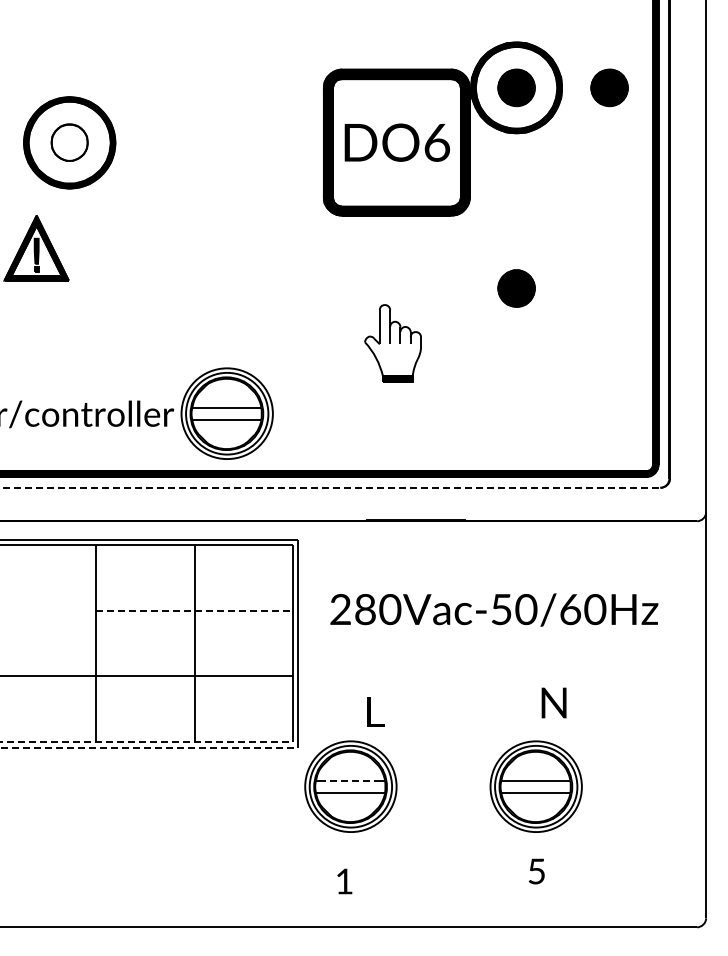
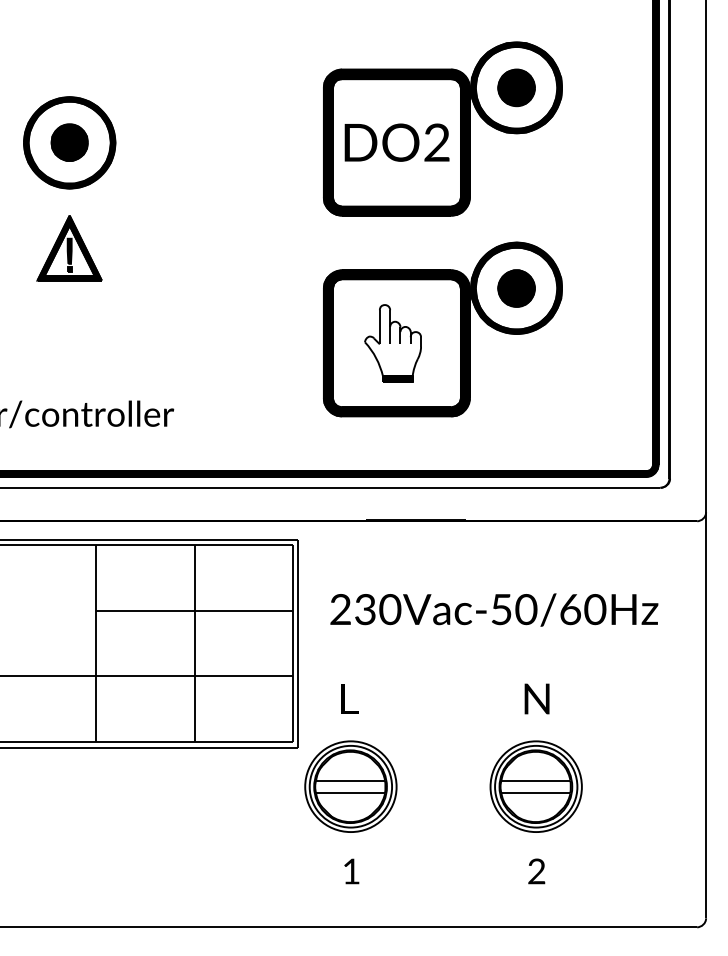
part: present -> none (609, 87)
fill: none -> present (69, 142)
text: DO6 -> DO2 (437, 142)
part position: (36, 248) -> (69, 248) (69, 248)
part: none -> present (442, 329)
part: present -> none (226, 413)
line: dashed -> solid (330, 487)
text: 280Vac-50/60Hz -> 230Vac-50/60Hz (365, 609)
line: dashed -> solid (195, 610)
text position: (553, 702) -> (536, 698) (536, 698)
text position: (375, 711) -> (349, 698) (349, 698)
line: dashed -> solid (147, 741)
line: dashed -> solid (149, 747)
line: dashed -> solid (350, 780)
text: 5 -> 2 (536, 871)
text position: (344, 881) -> (351, 871) (351, 871)
